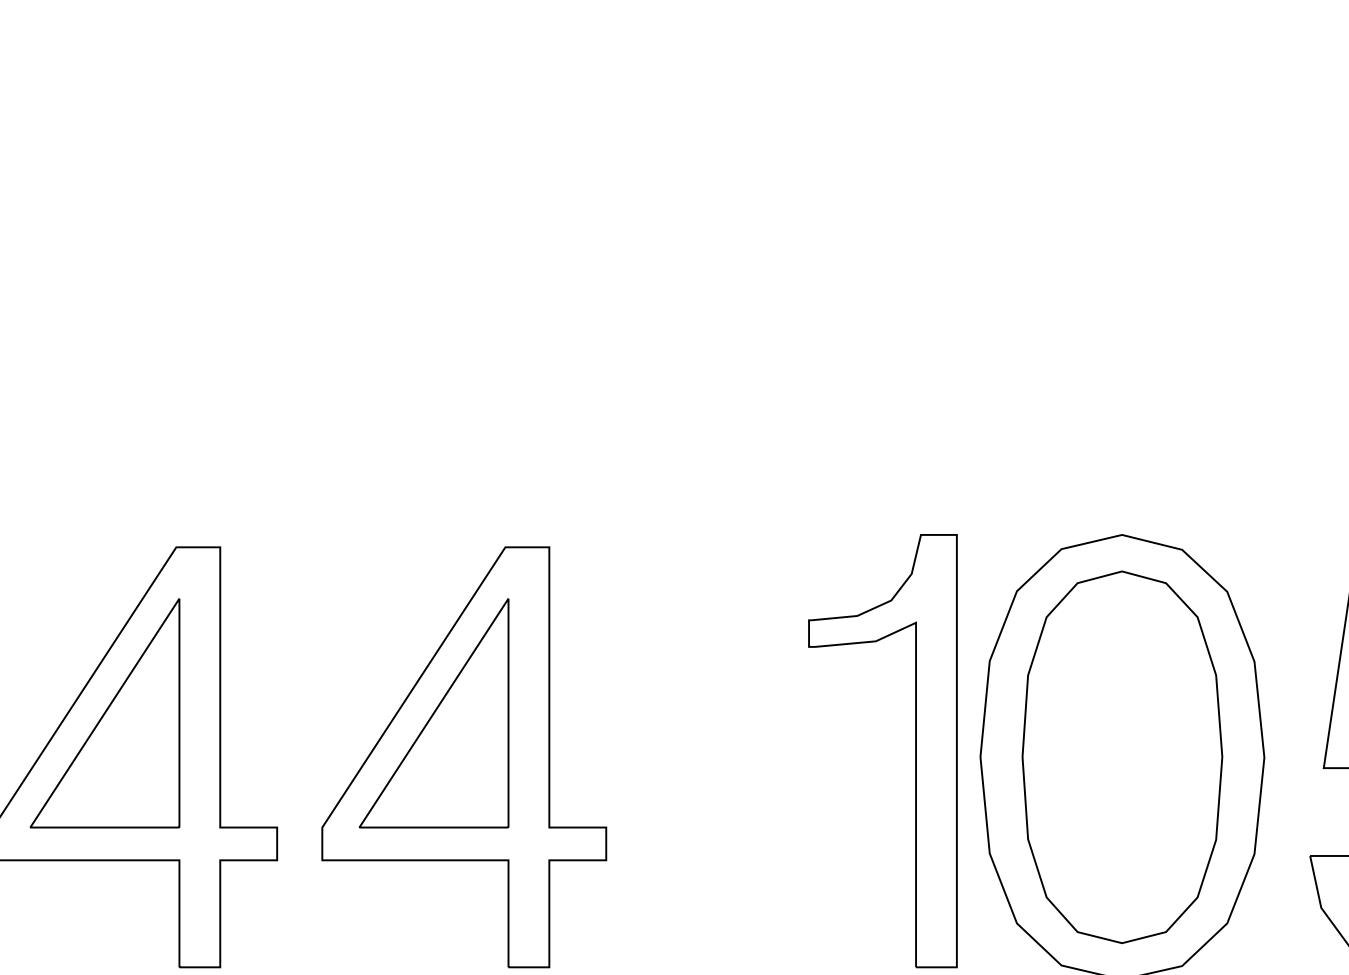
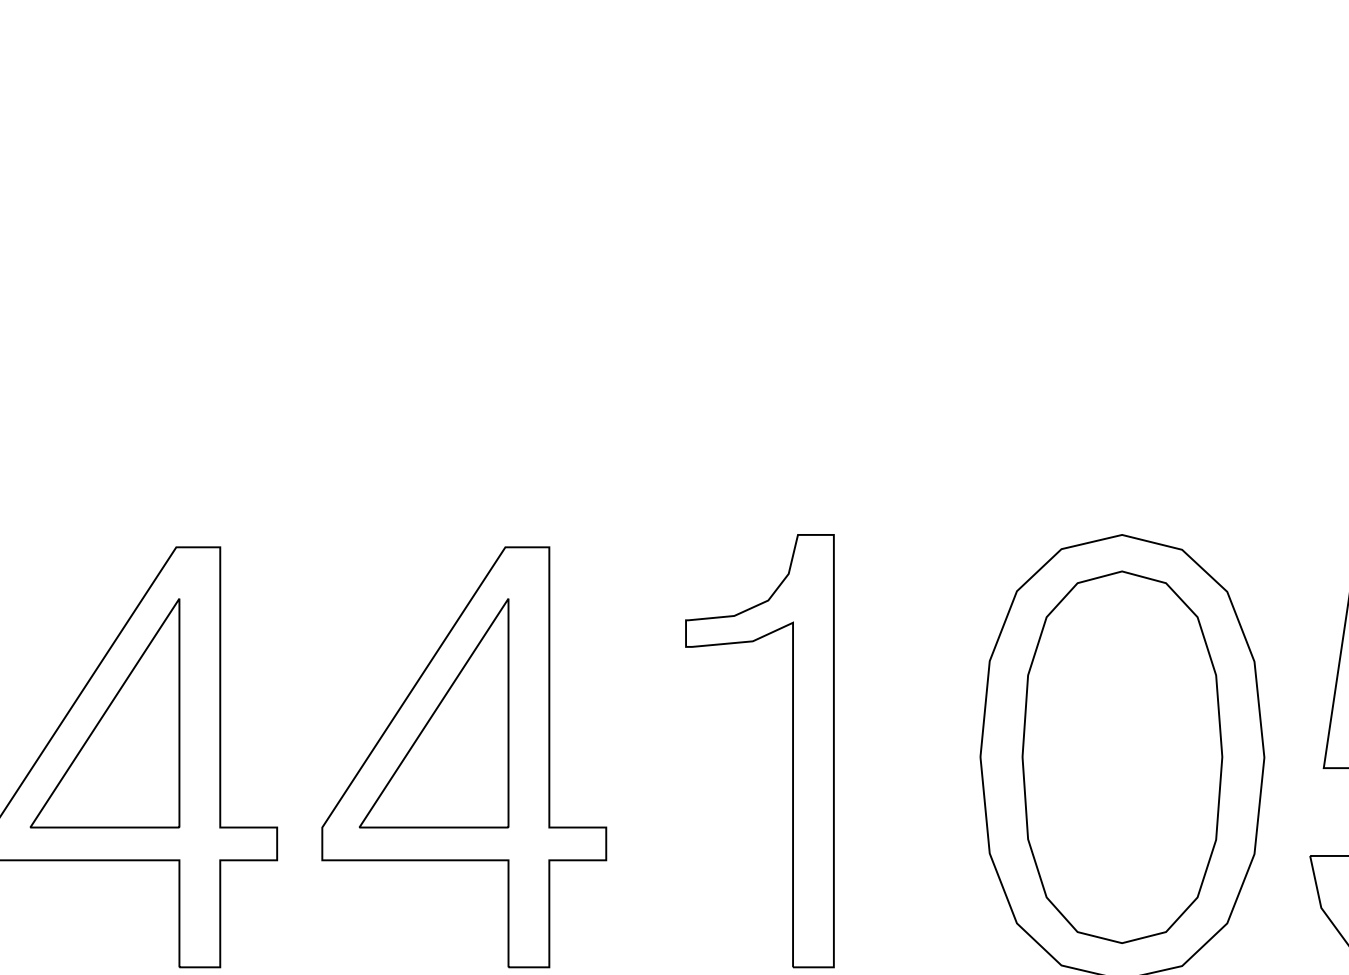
part position: (915, 751) -> (792, 751) (792, 751)
